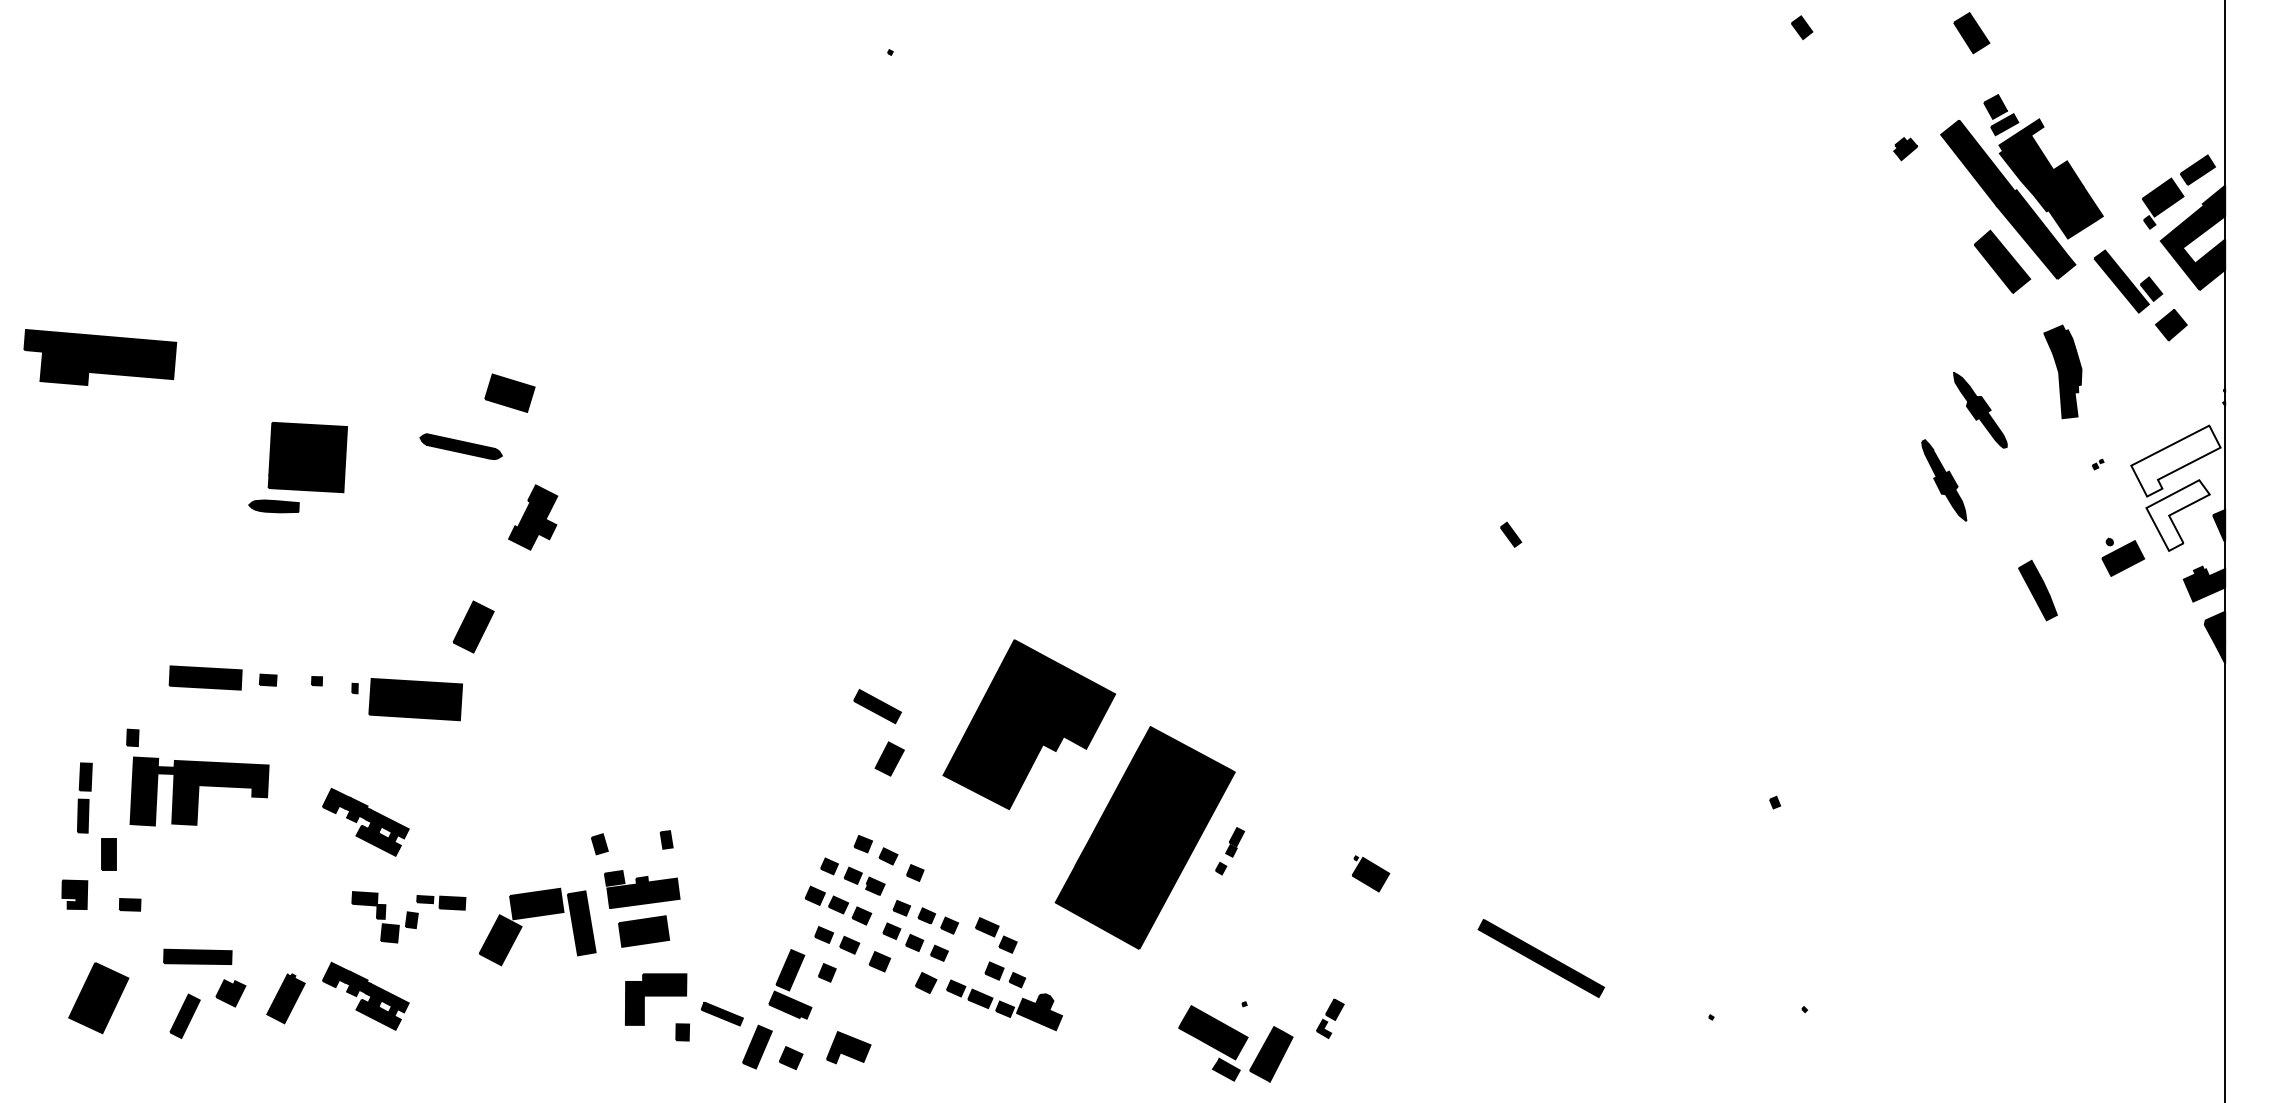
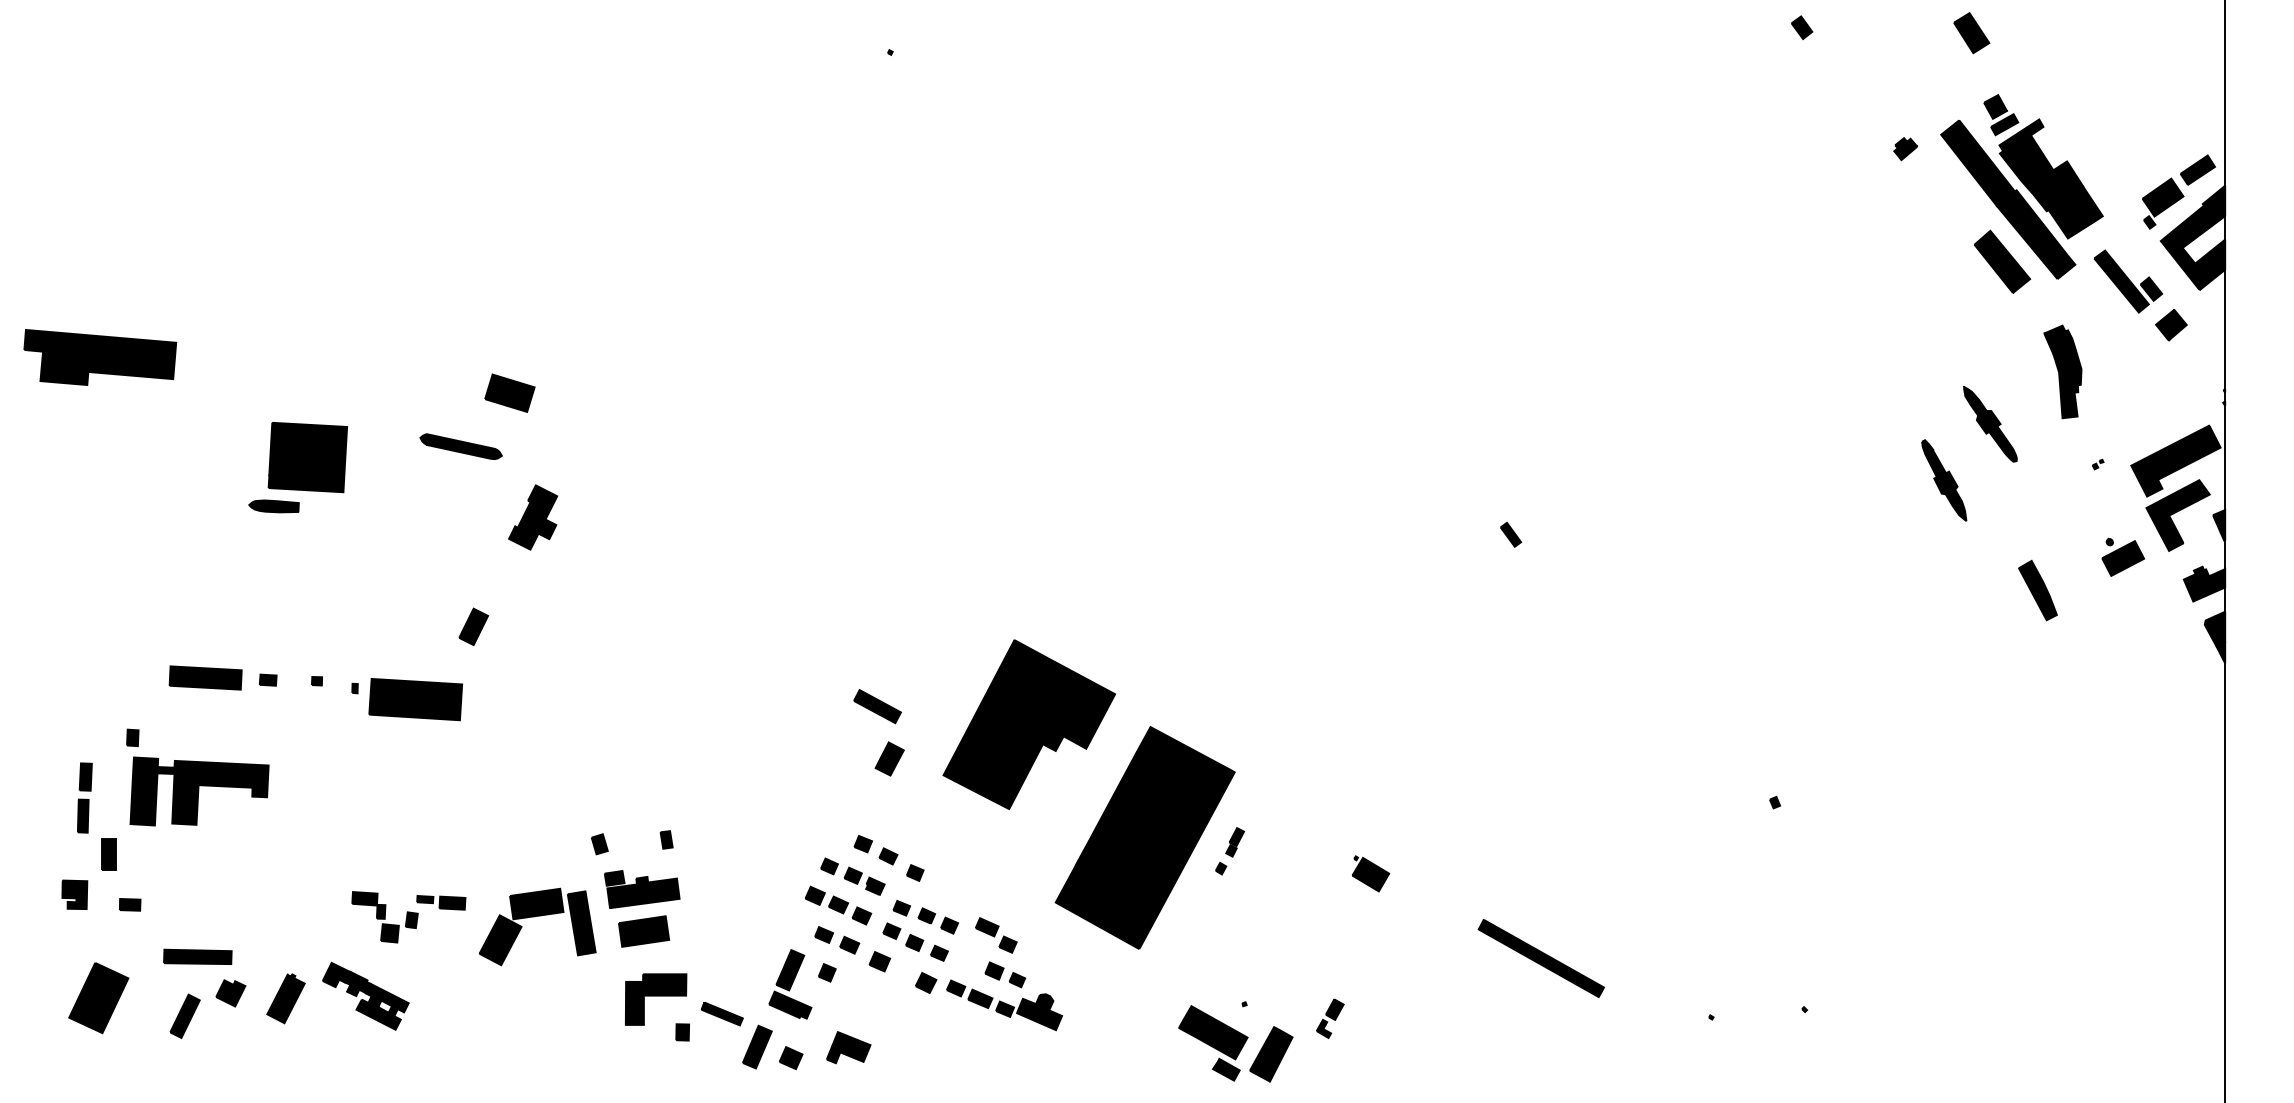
part position: (1980, 410) -> (1990, 424) (1990, 424)
fill: none -> present (2175, 460)
fill: none -> present (2177, 515)
part size: 43x54 px -> 32x39 px (473, 626)
part: present -> none (365, 821)
